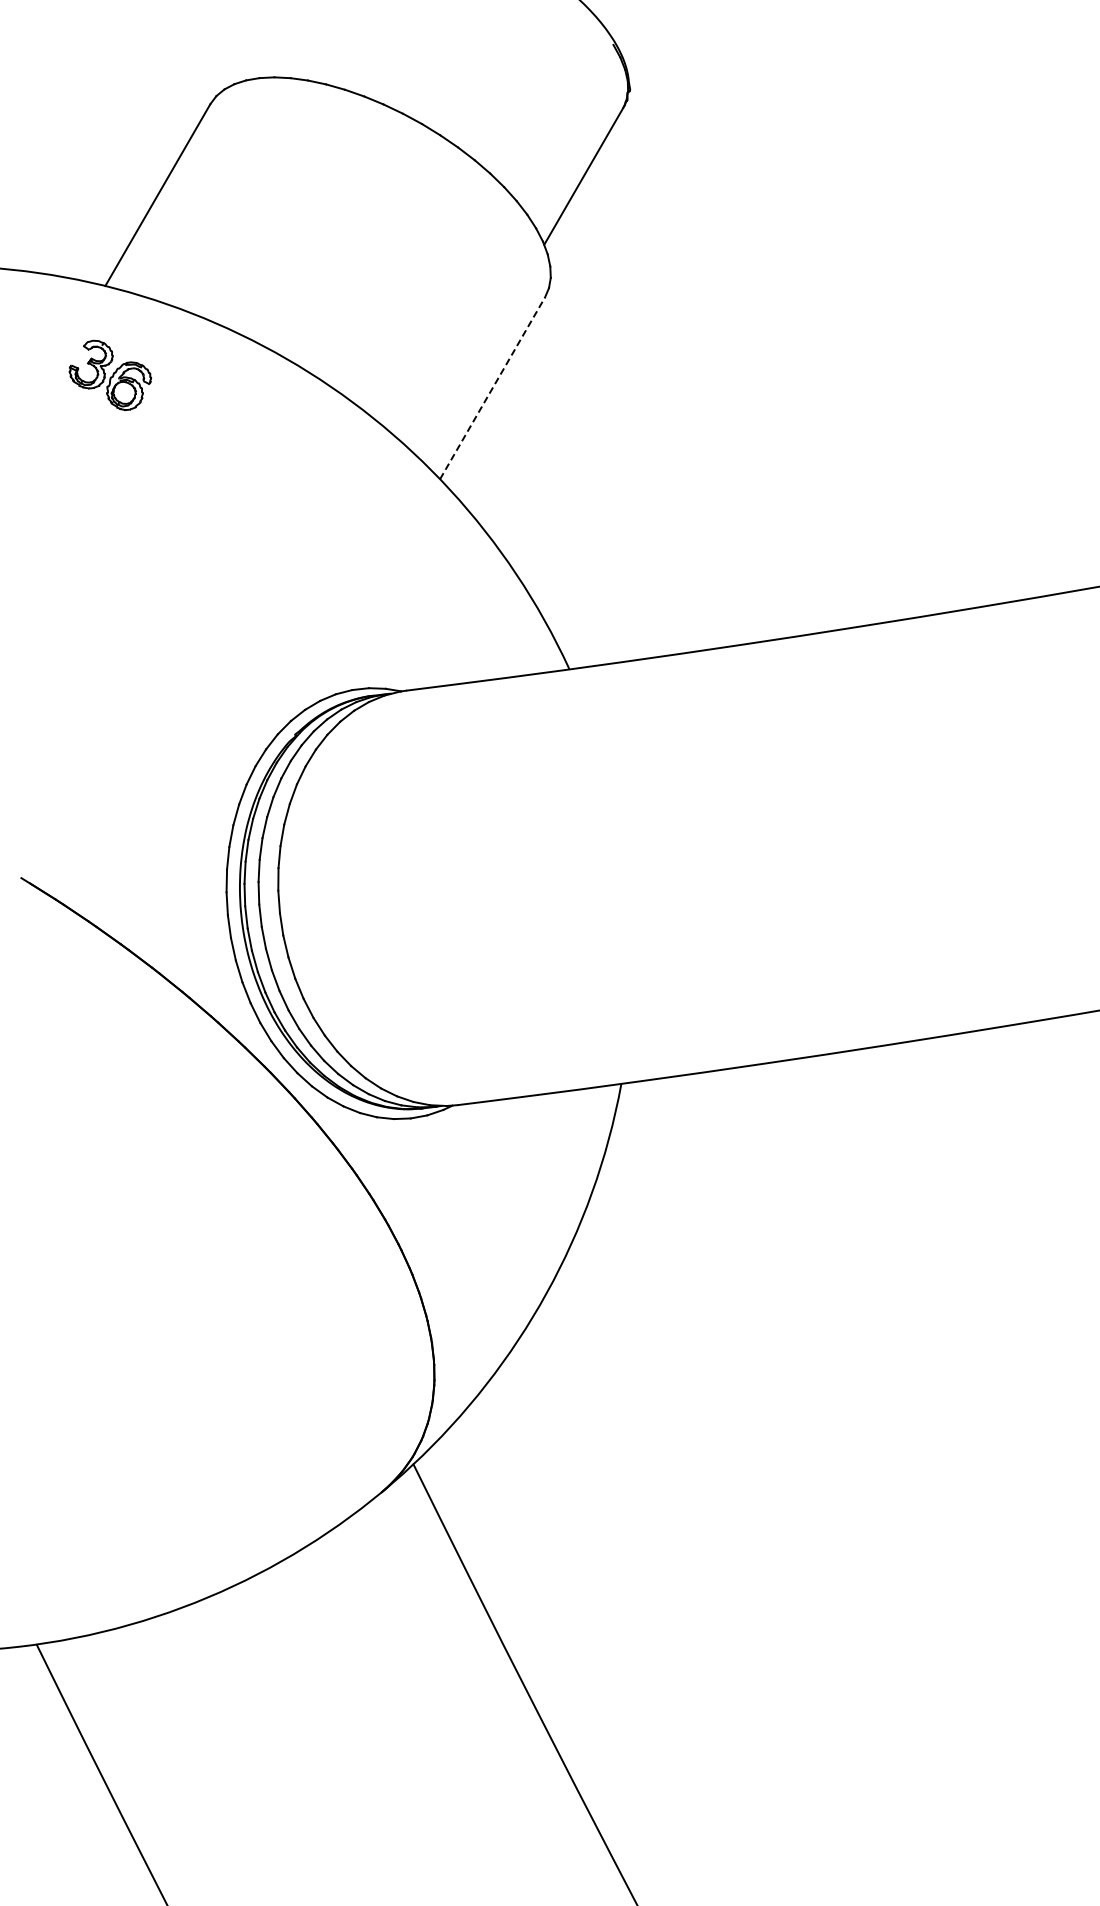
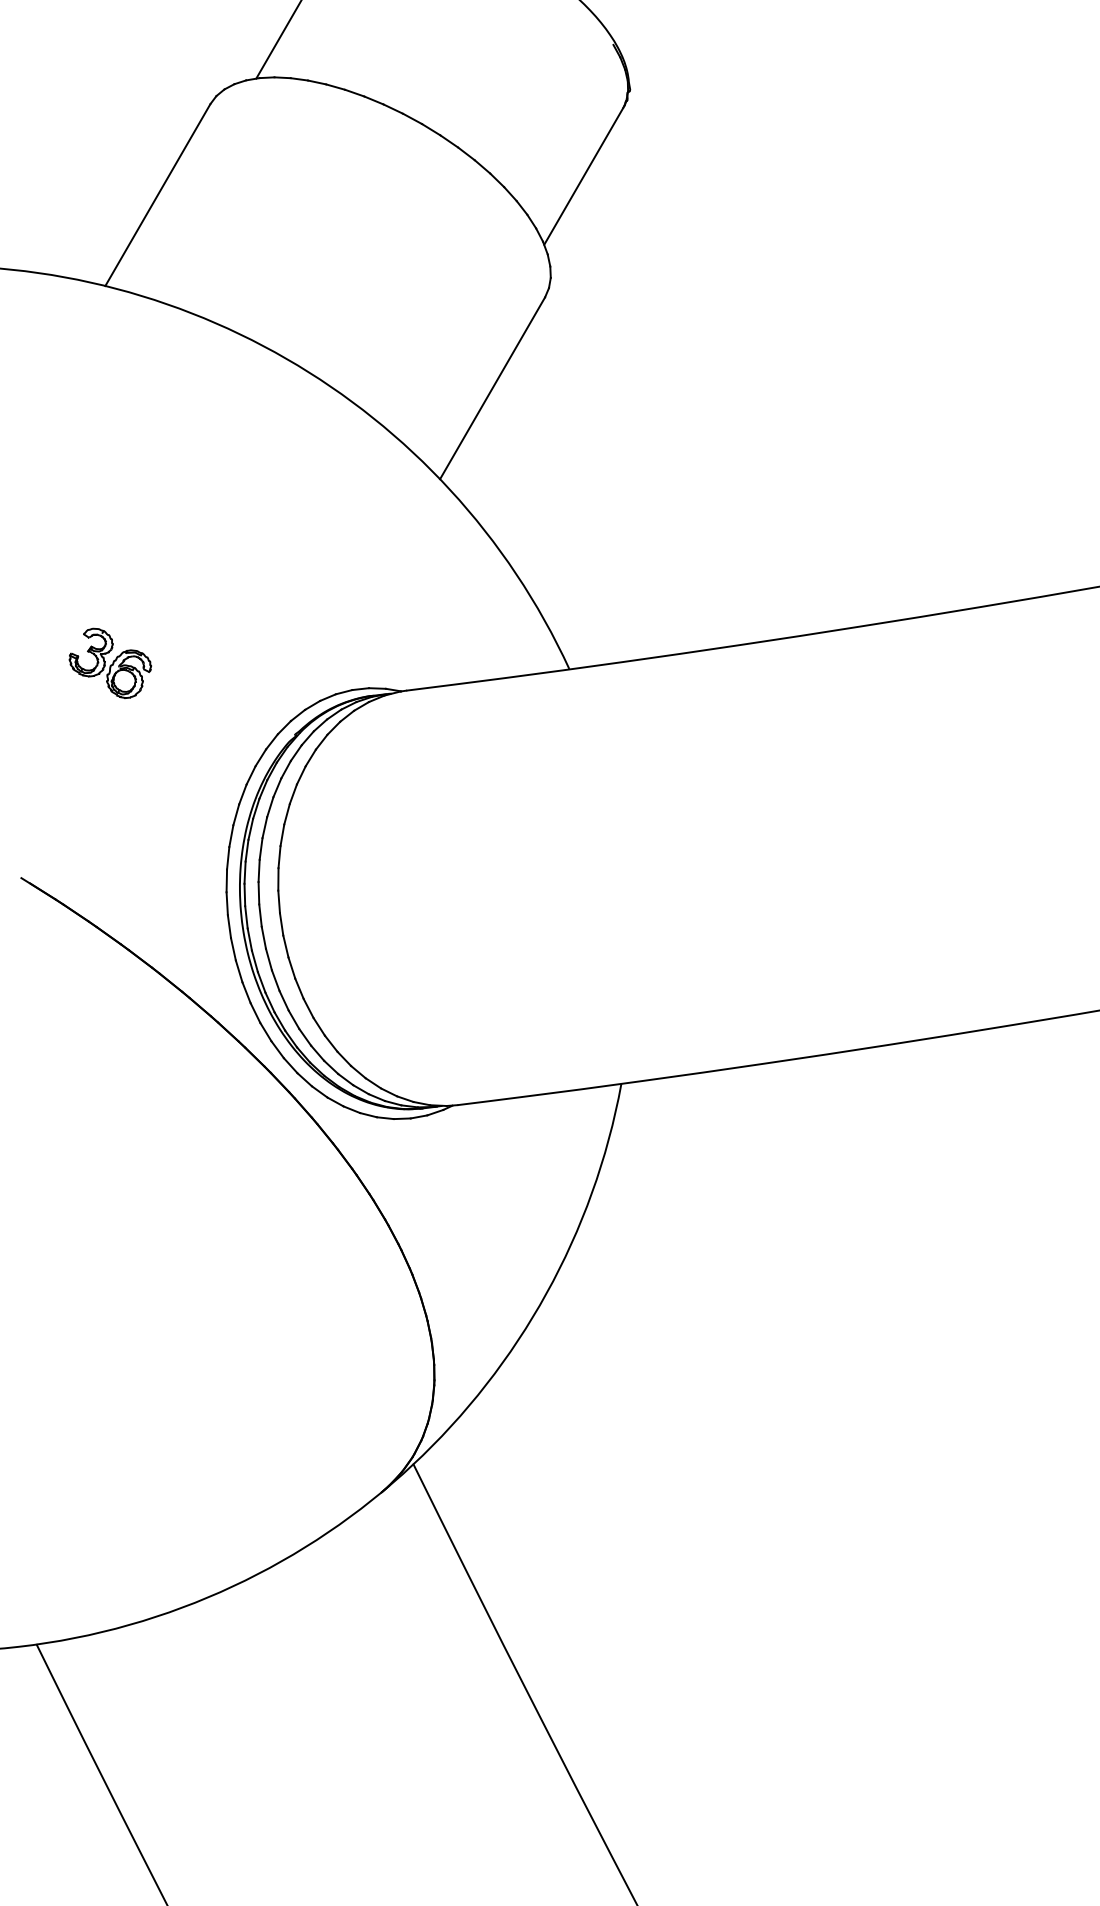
line: none -> present (278, 40)
part position: (109, 374) -> (109, 662) (109, 662)
line: dashed -> solid (492, 387)
